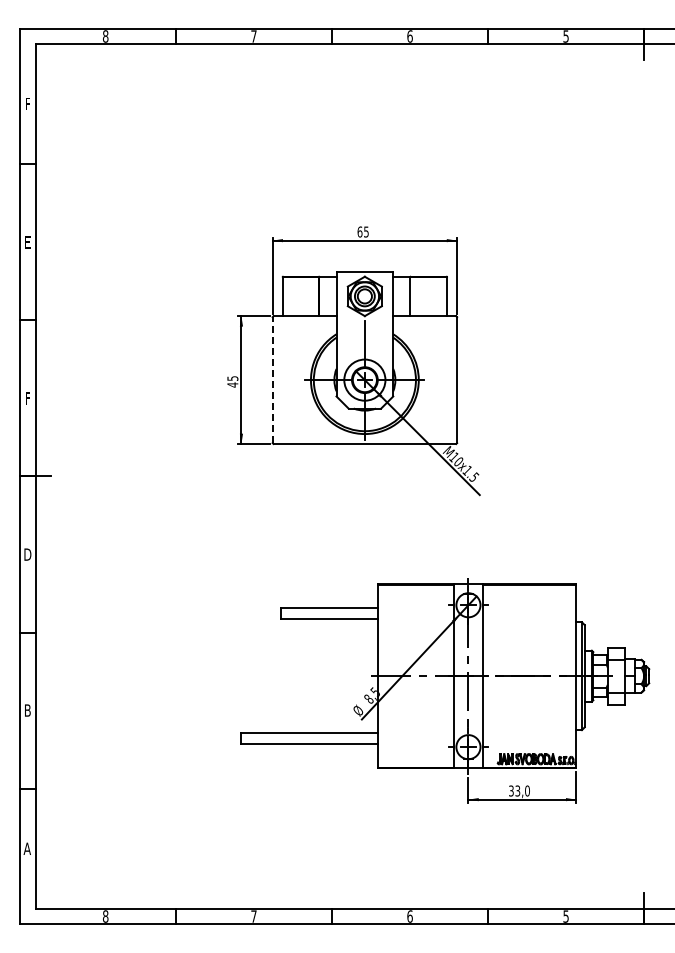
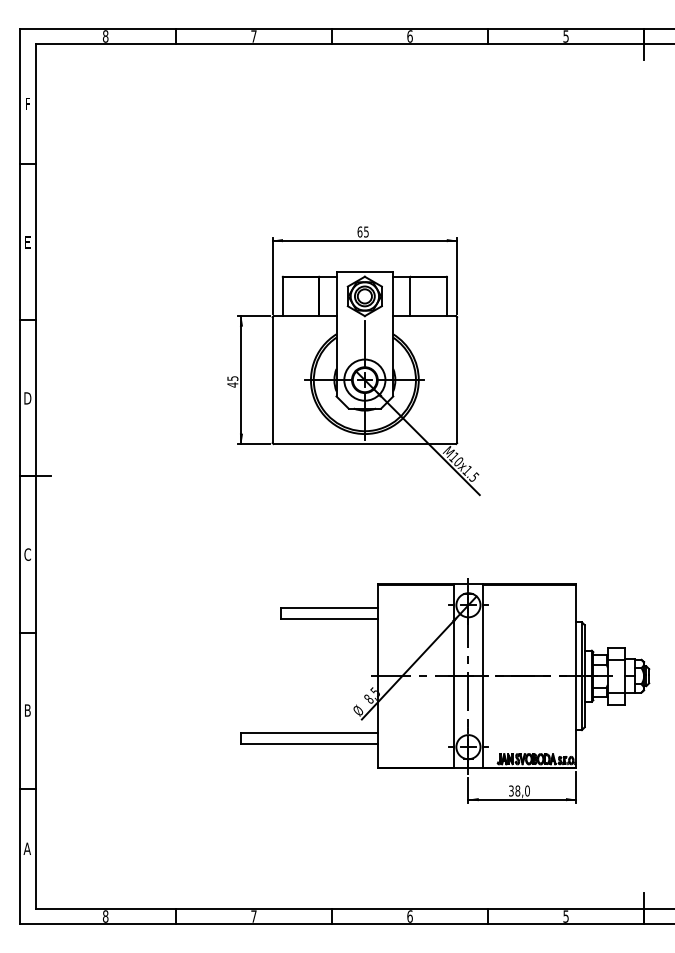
line: dashed -> solid (272, 380)
text: F -> D (27, 398)
text: D -> C (27, 554)
text: 33,0 -> 38,0 (517, 790)
